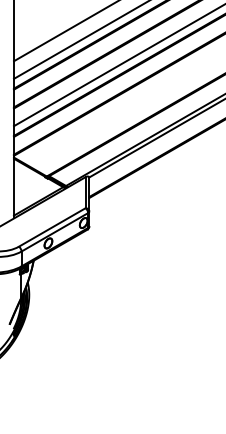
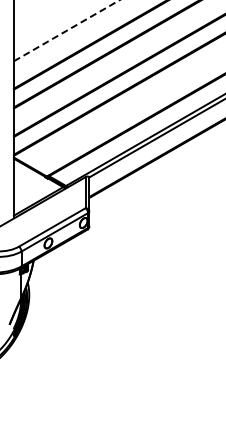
line: solid -> dashed (66, 30)
line: present -> none (80, 40)
line: present -> none (118, 65)
